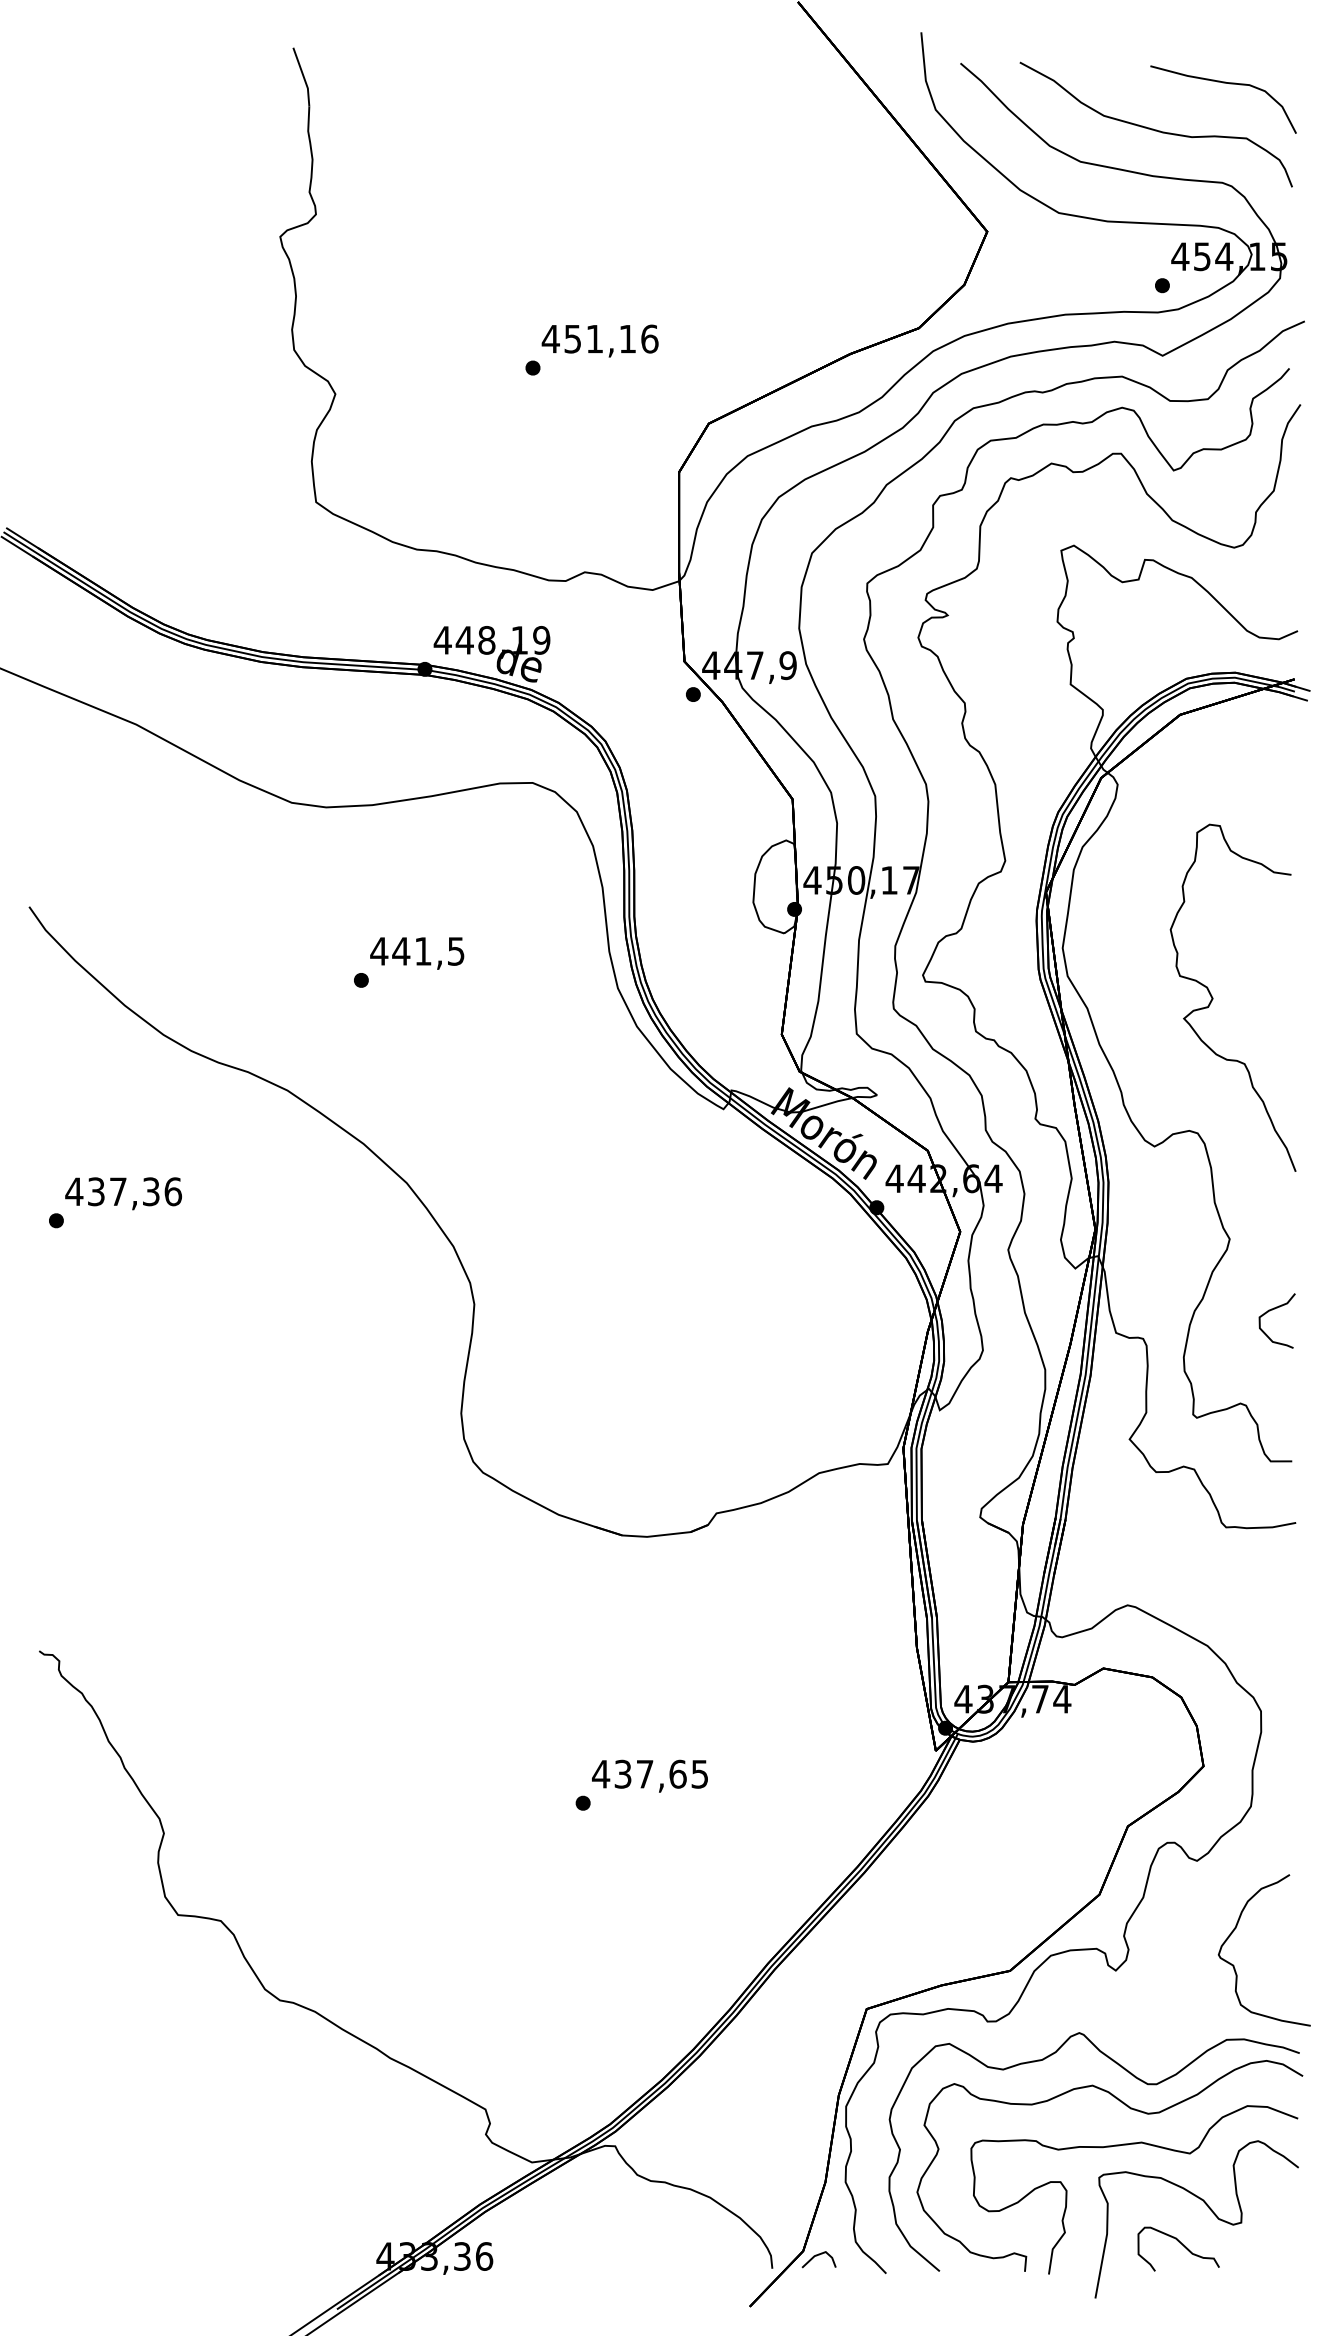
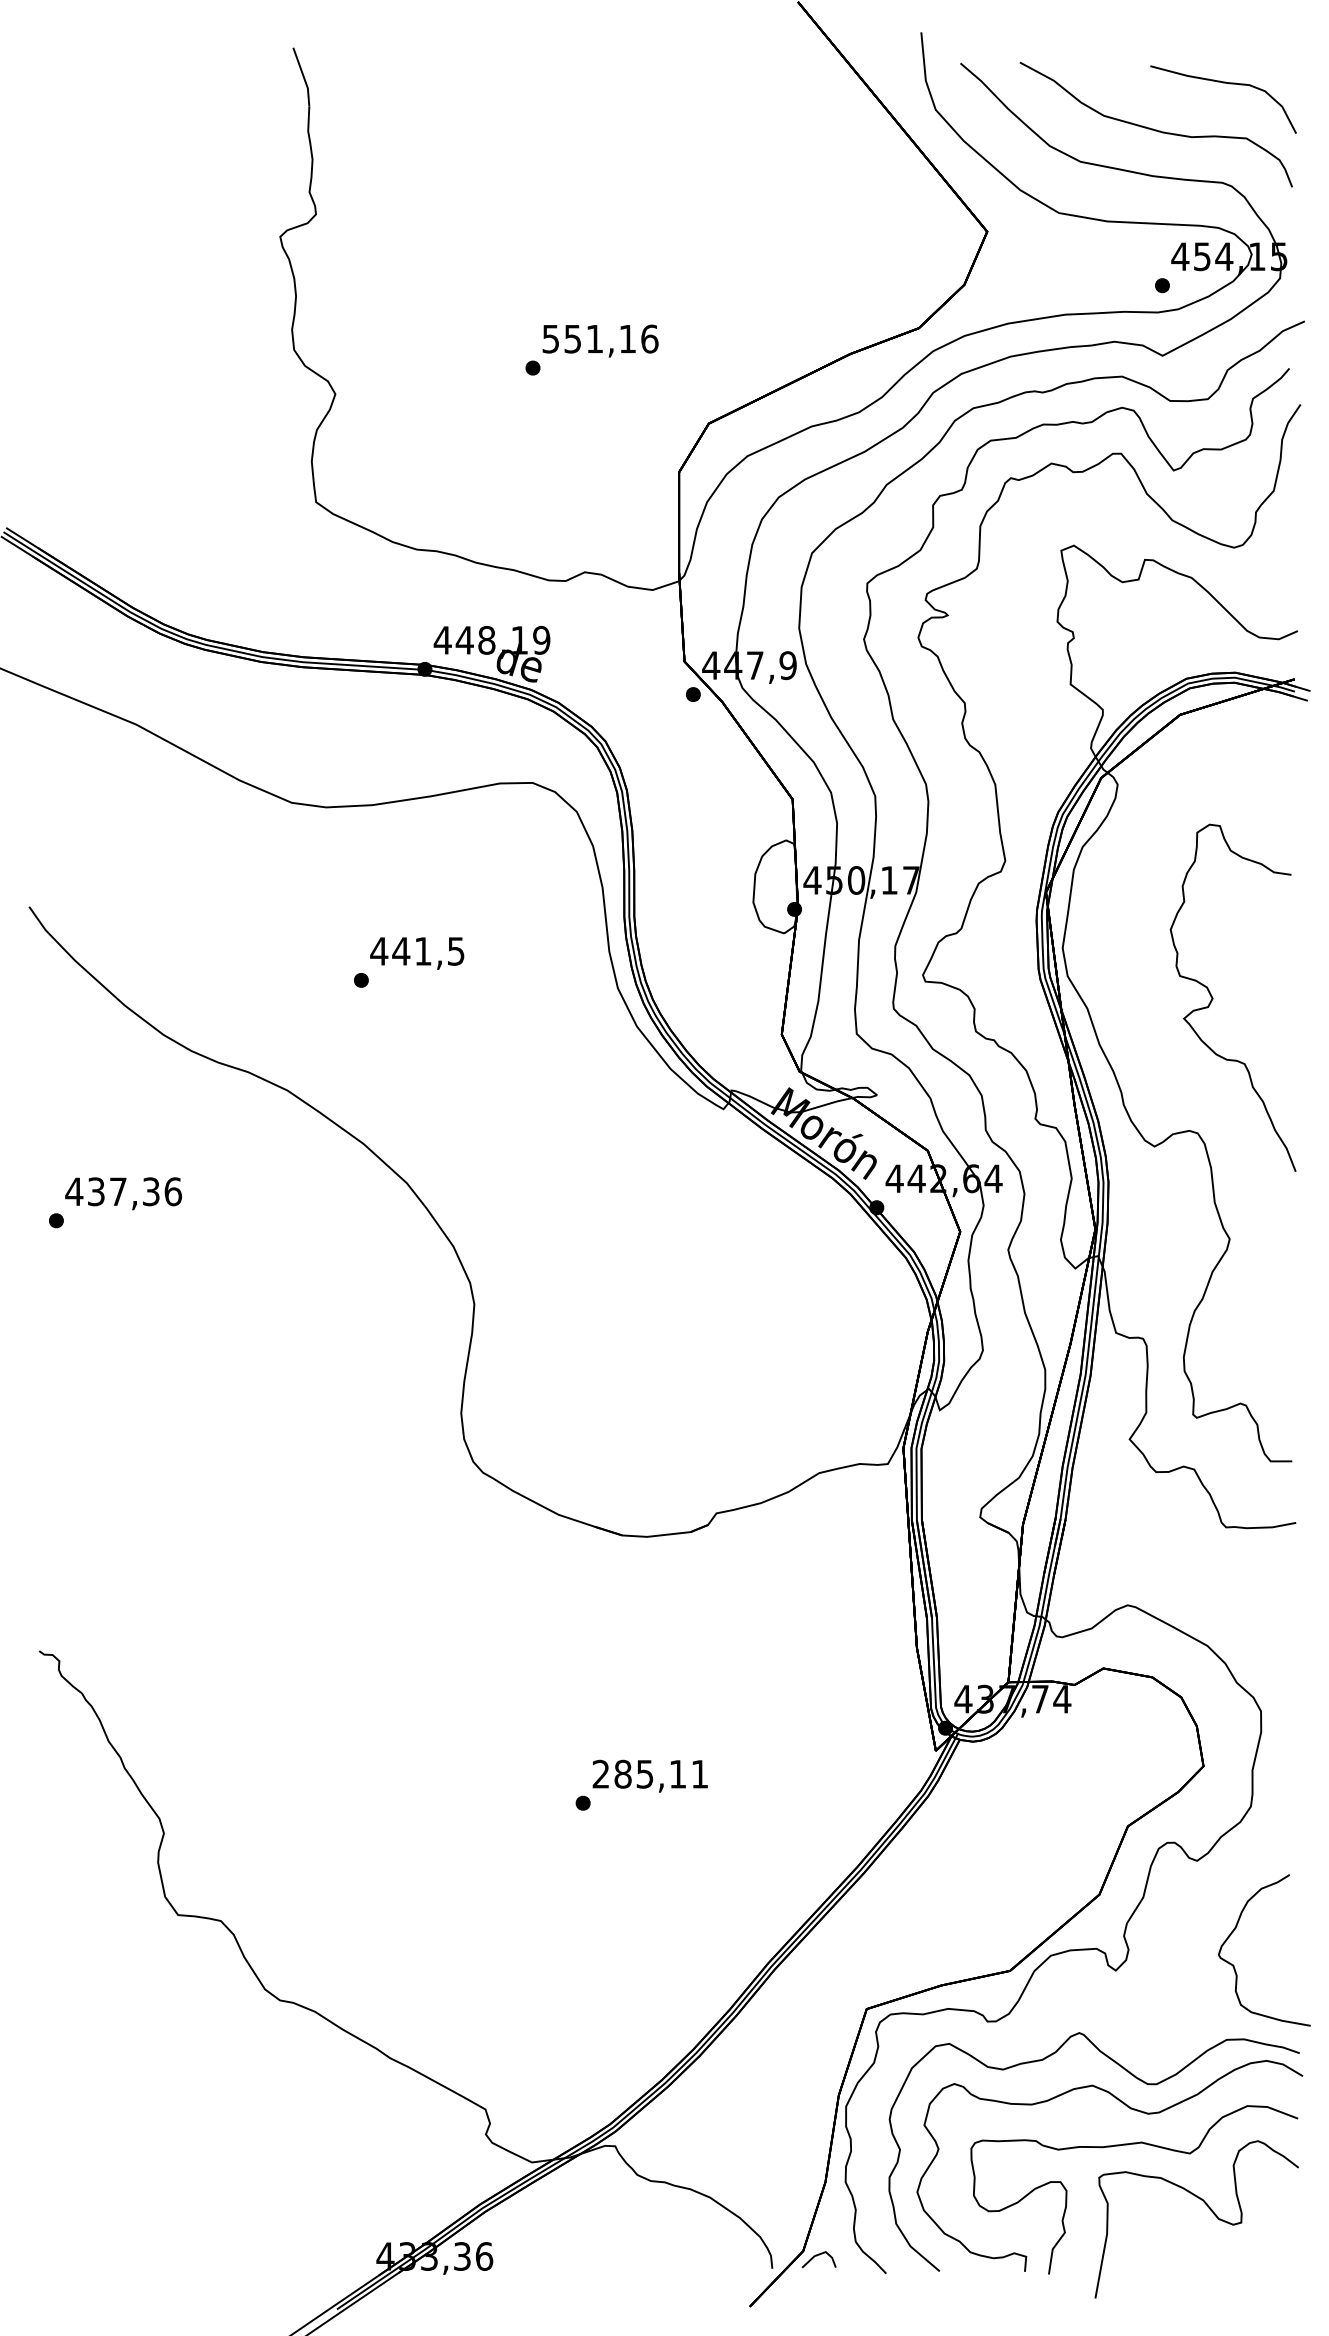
text: 451,16 -> 551,16 (550, 339)
curve: present -> none (1272, 1310)
text: 437,65 -> 285,11 (649, 1773)
curve: present -> none (1181, 2244)
